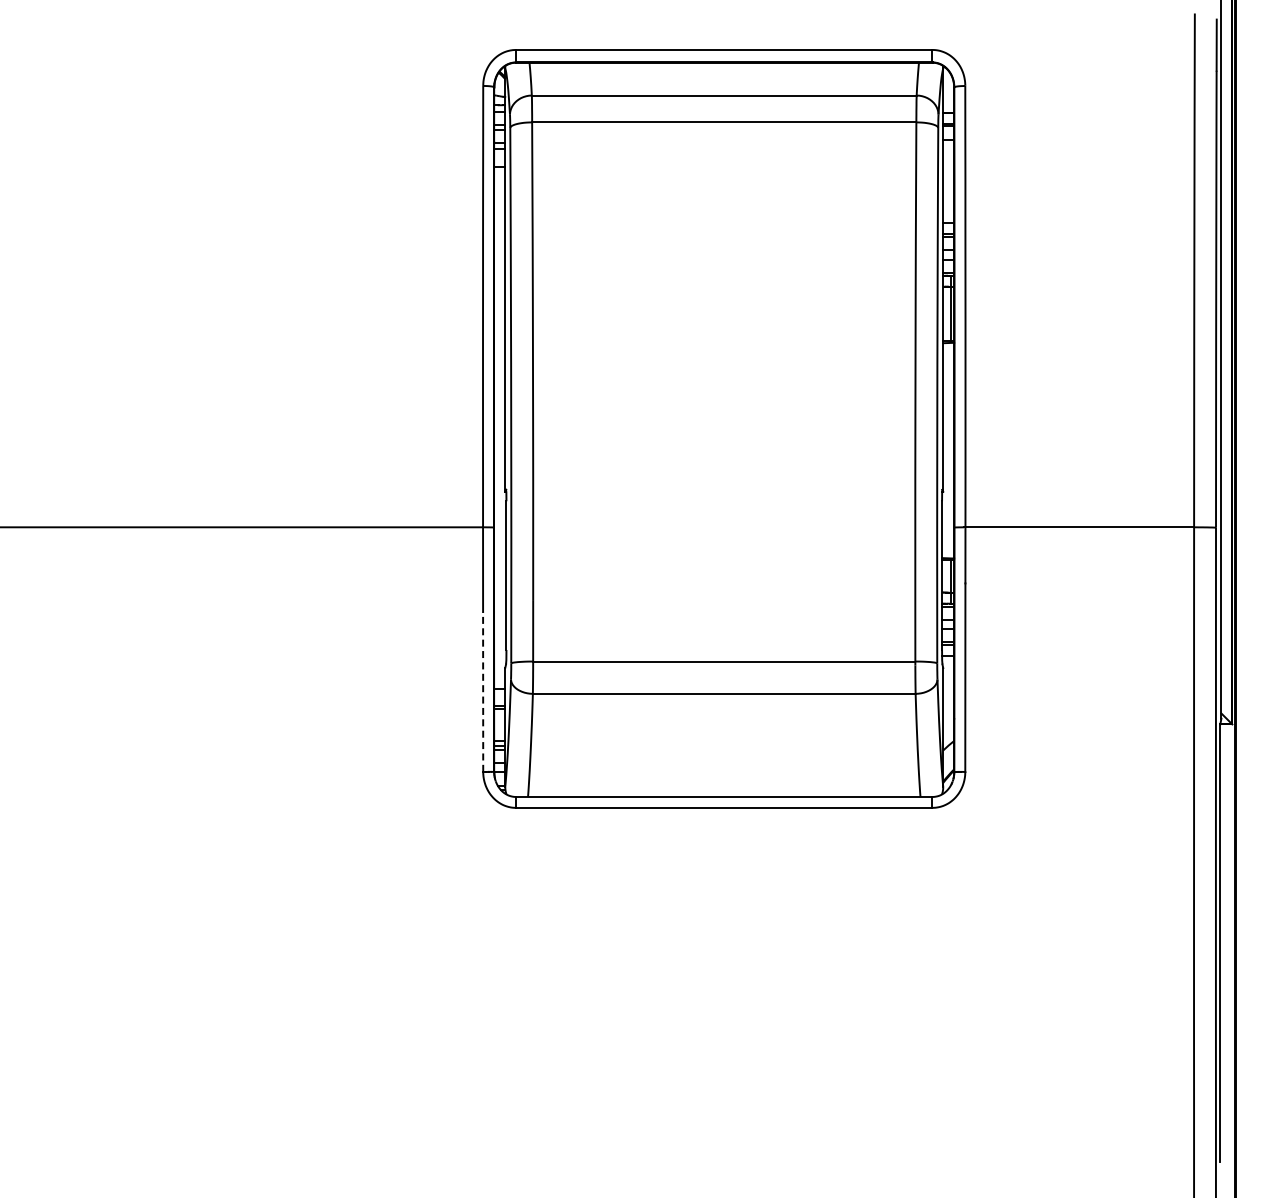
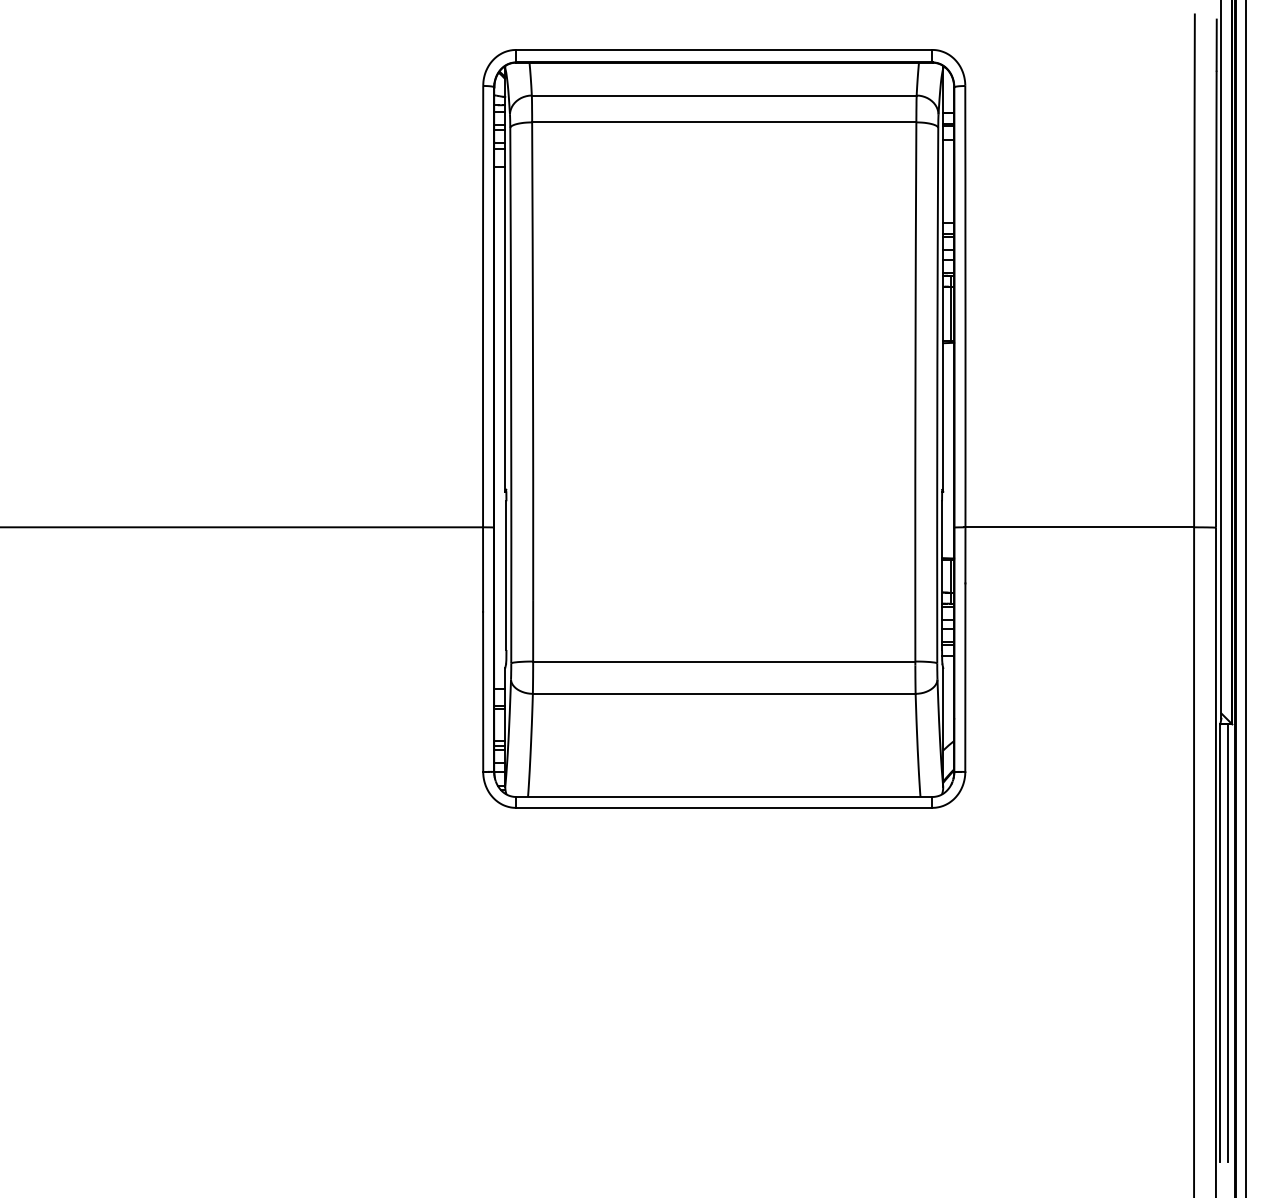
line: none -> present (1246, 598)
line: dashed -> solid (483, 691)
line: none -> present (1227, 943)
